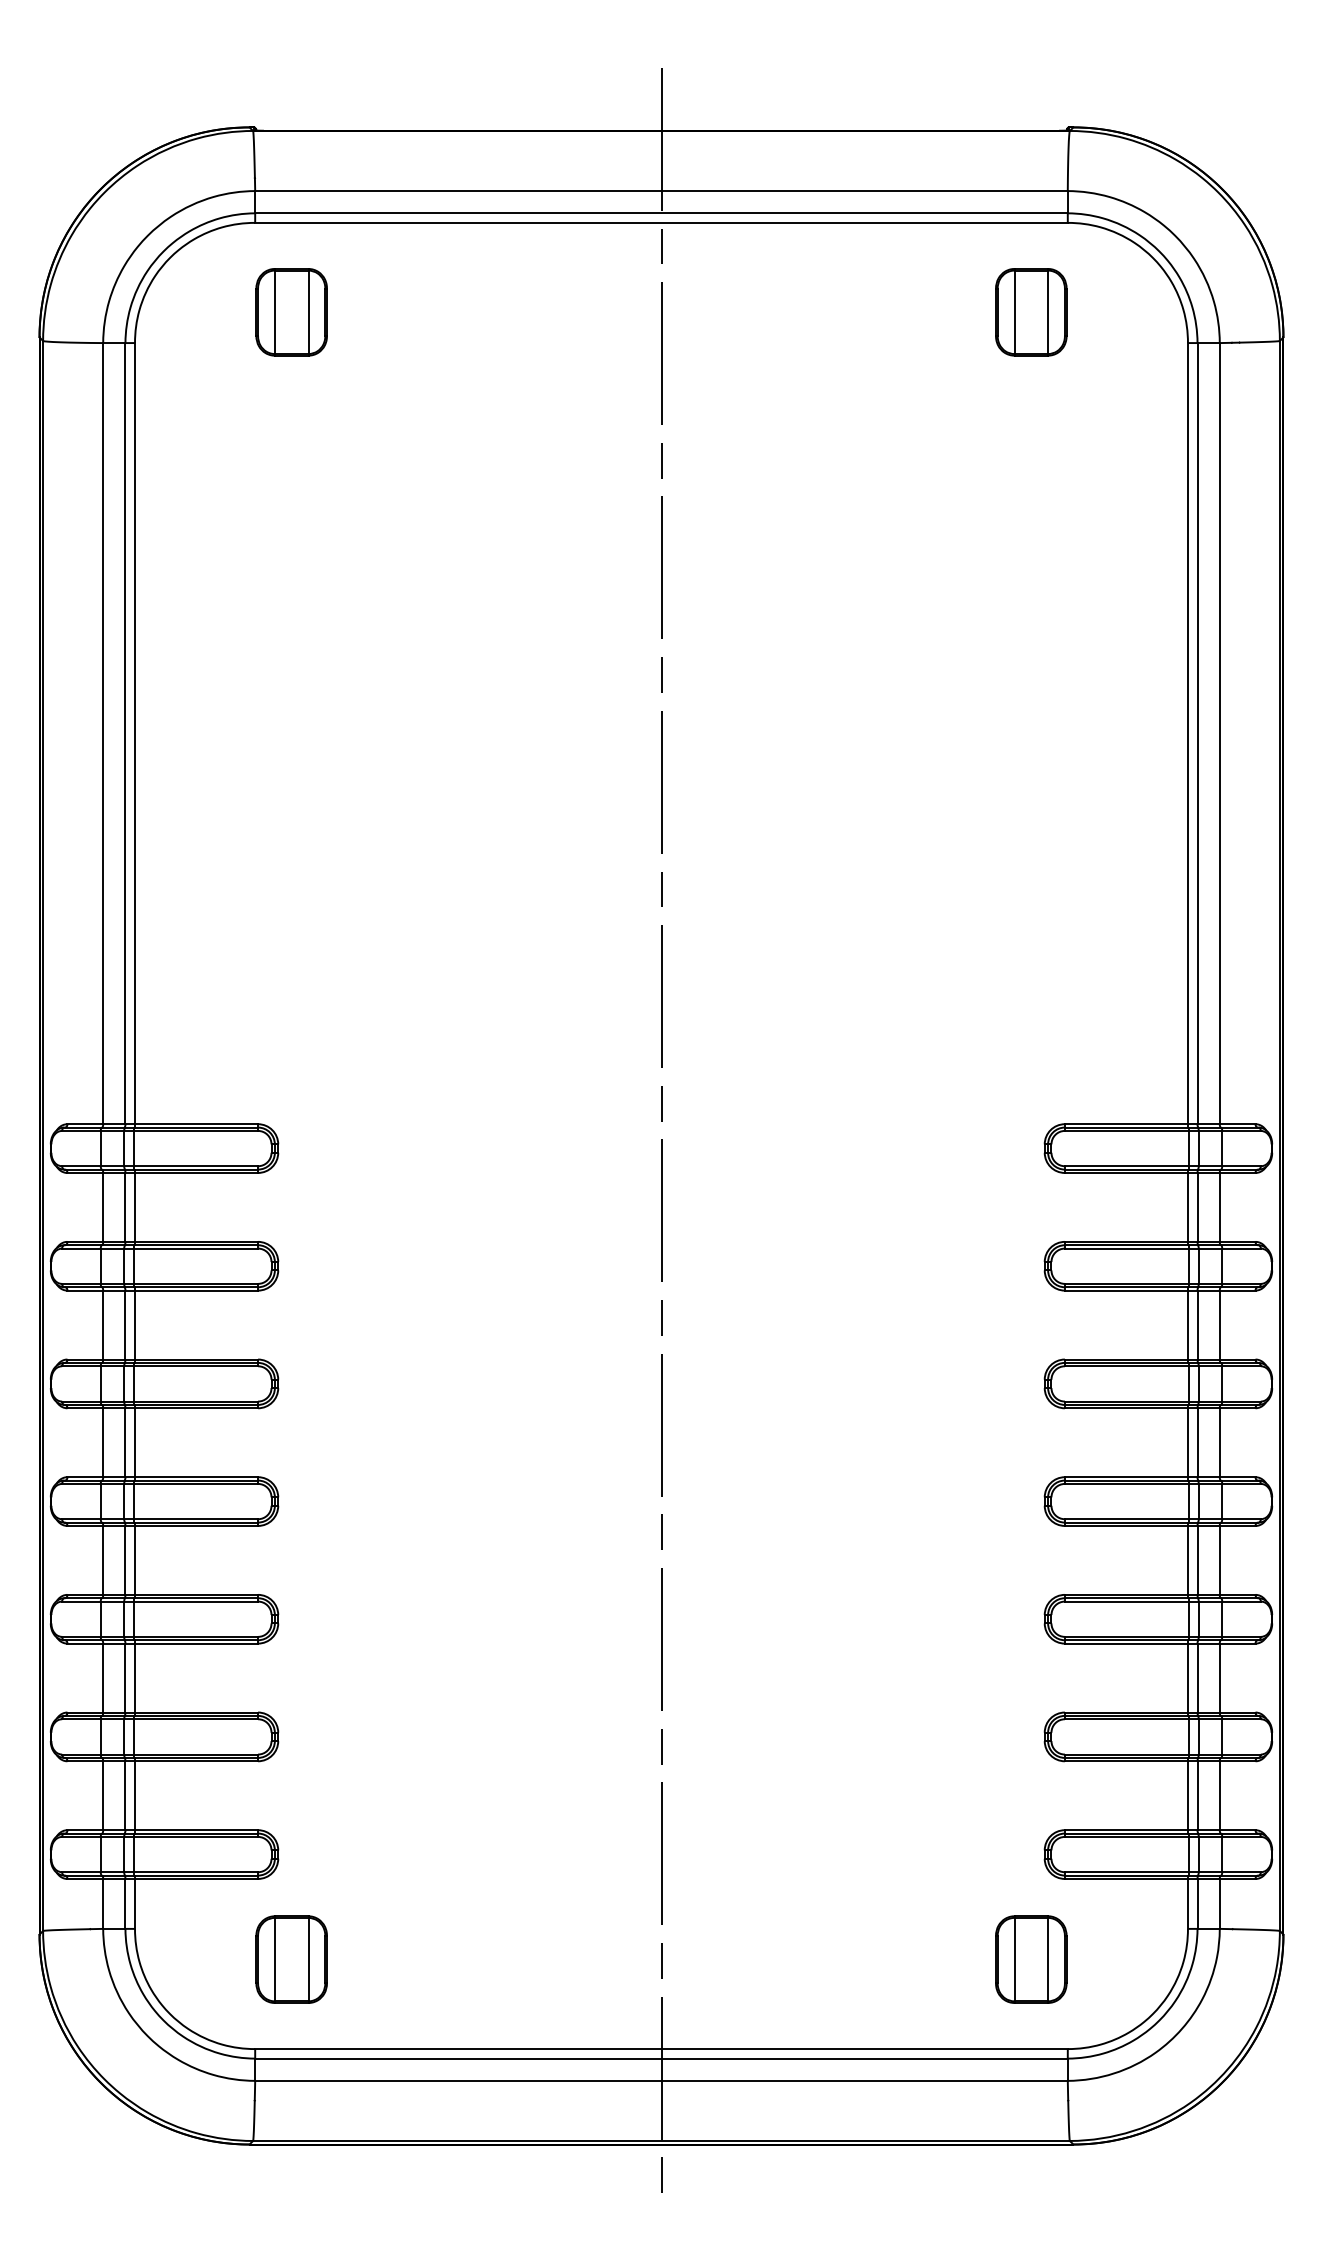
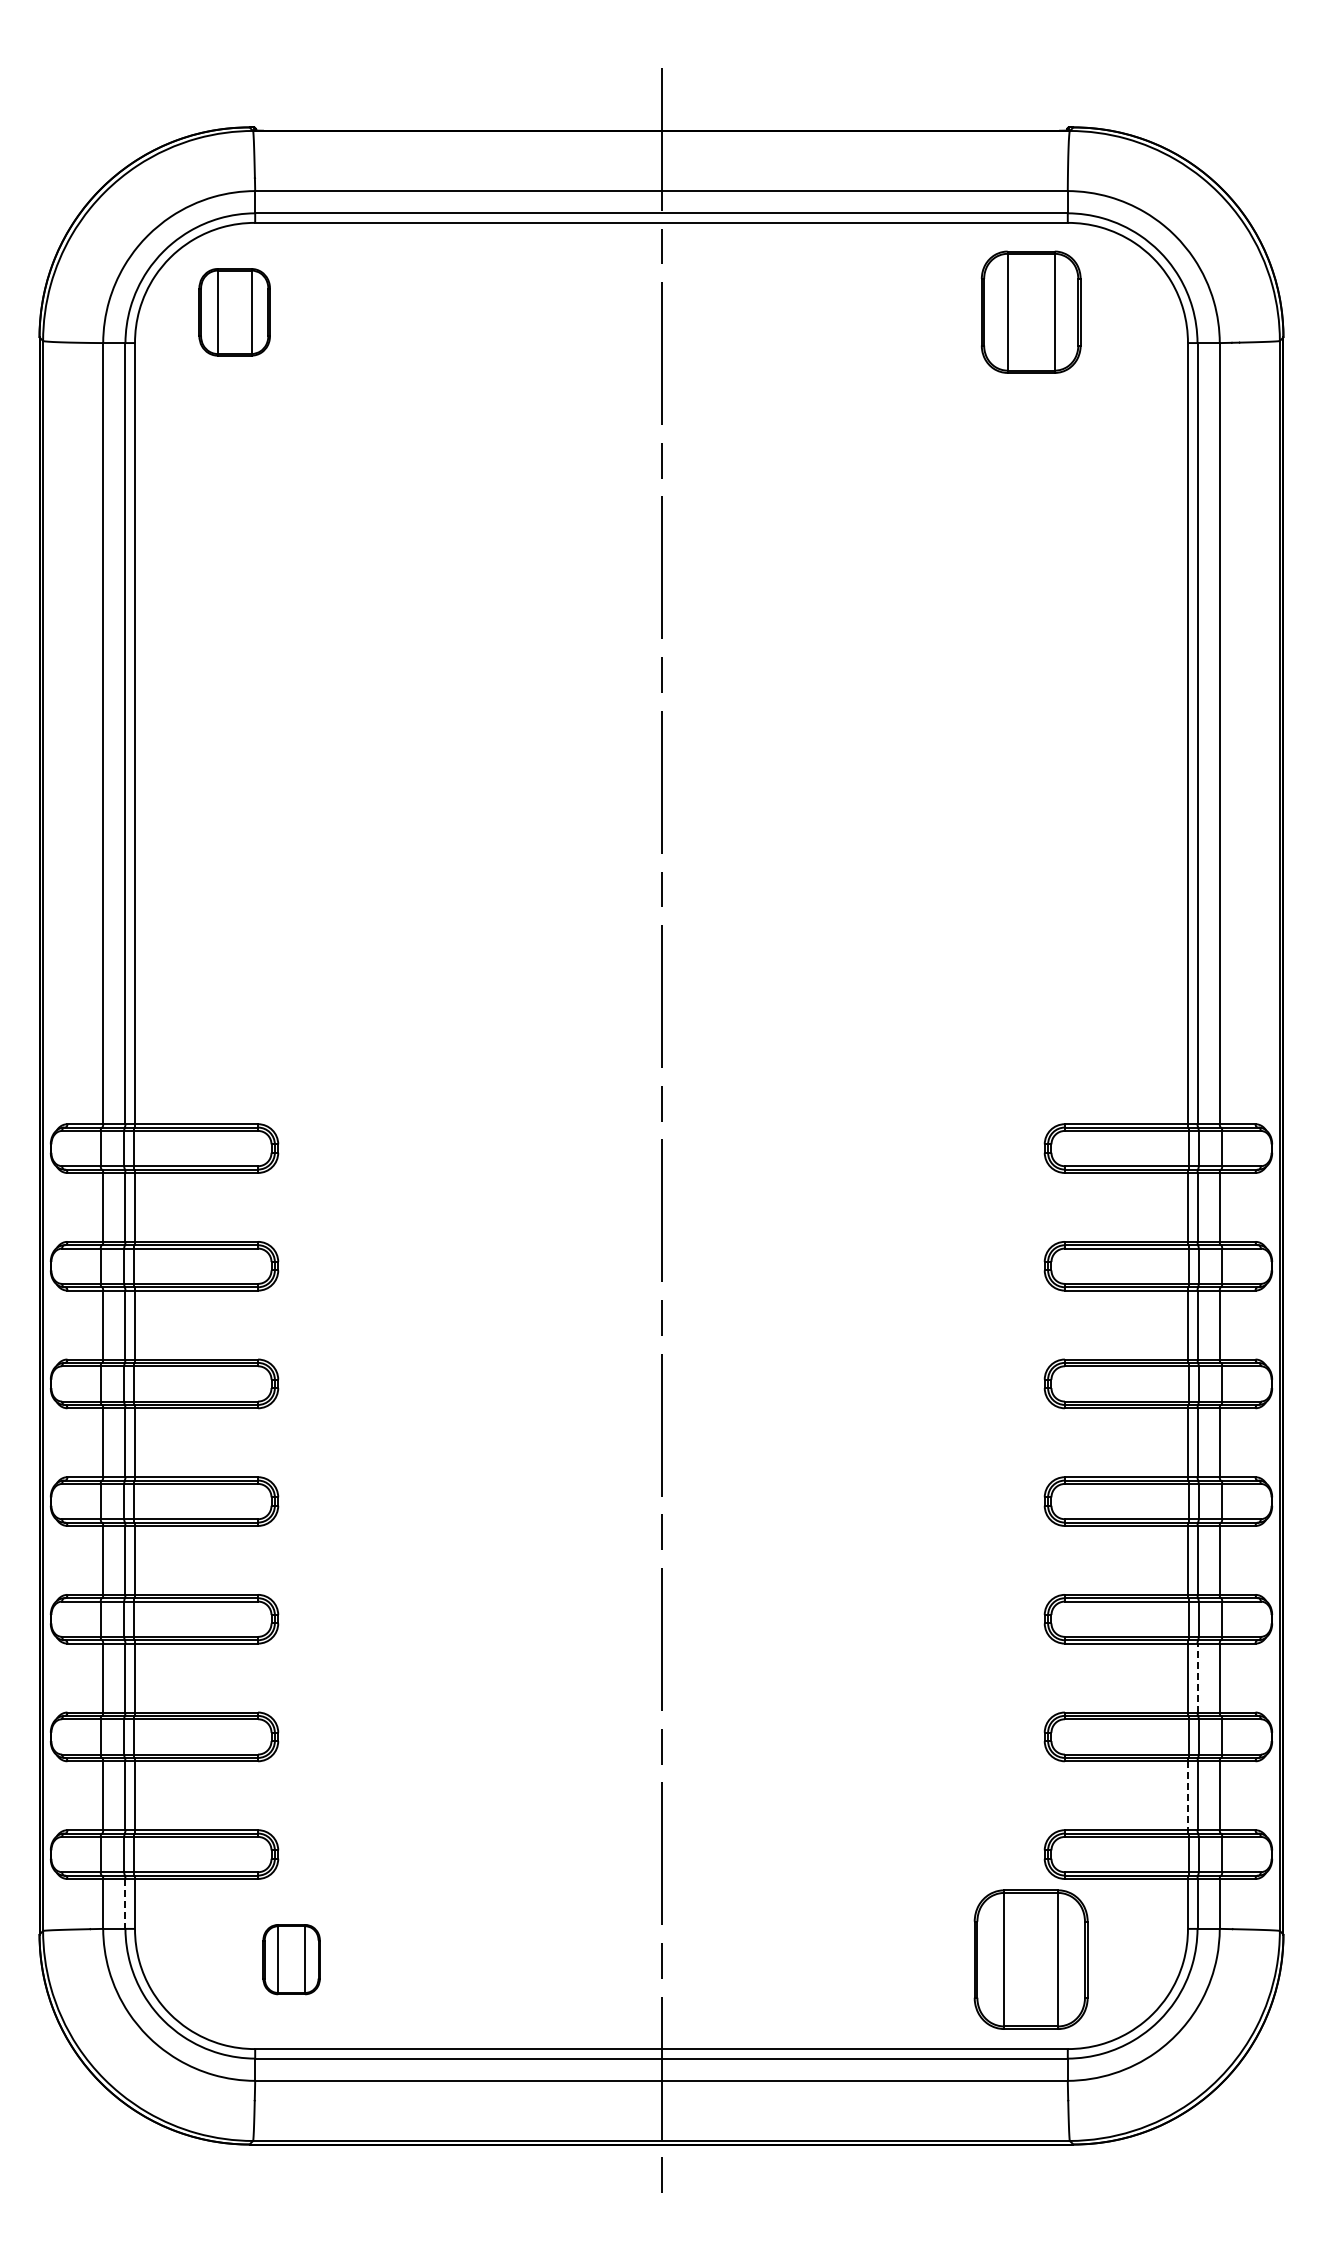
part position: (291, 312) -> (234, 312) (234, 312)
part size: 73x89 px -> 102x124 px (1030, 311)
line: solid -> dashed (1197, 1677)
line: solid -> dashed (1187, 1796)
line: solid -> dashed (125, 1903)
part size: 73x89 px -> 59x72 px (291, 1959)
part size: 73x89 px -> 116x141 px (1030, 1959)
